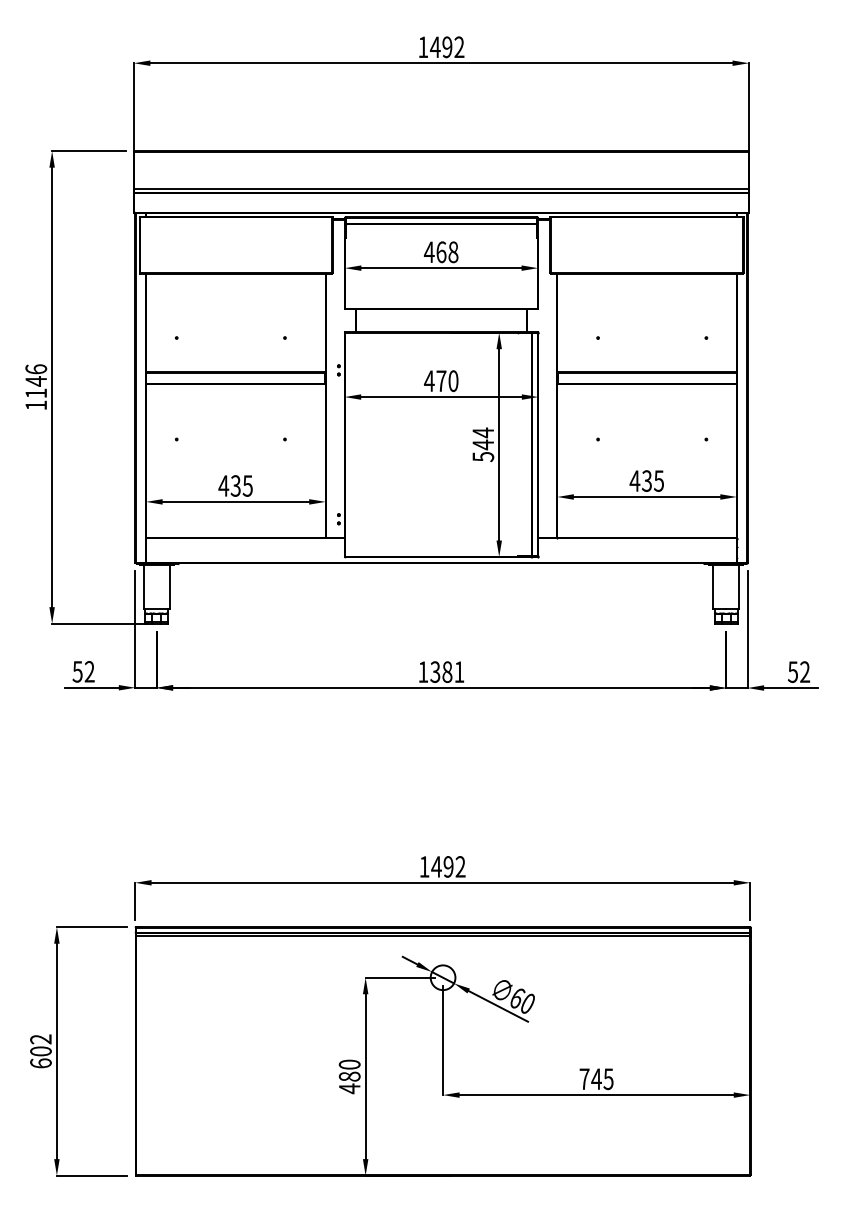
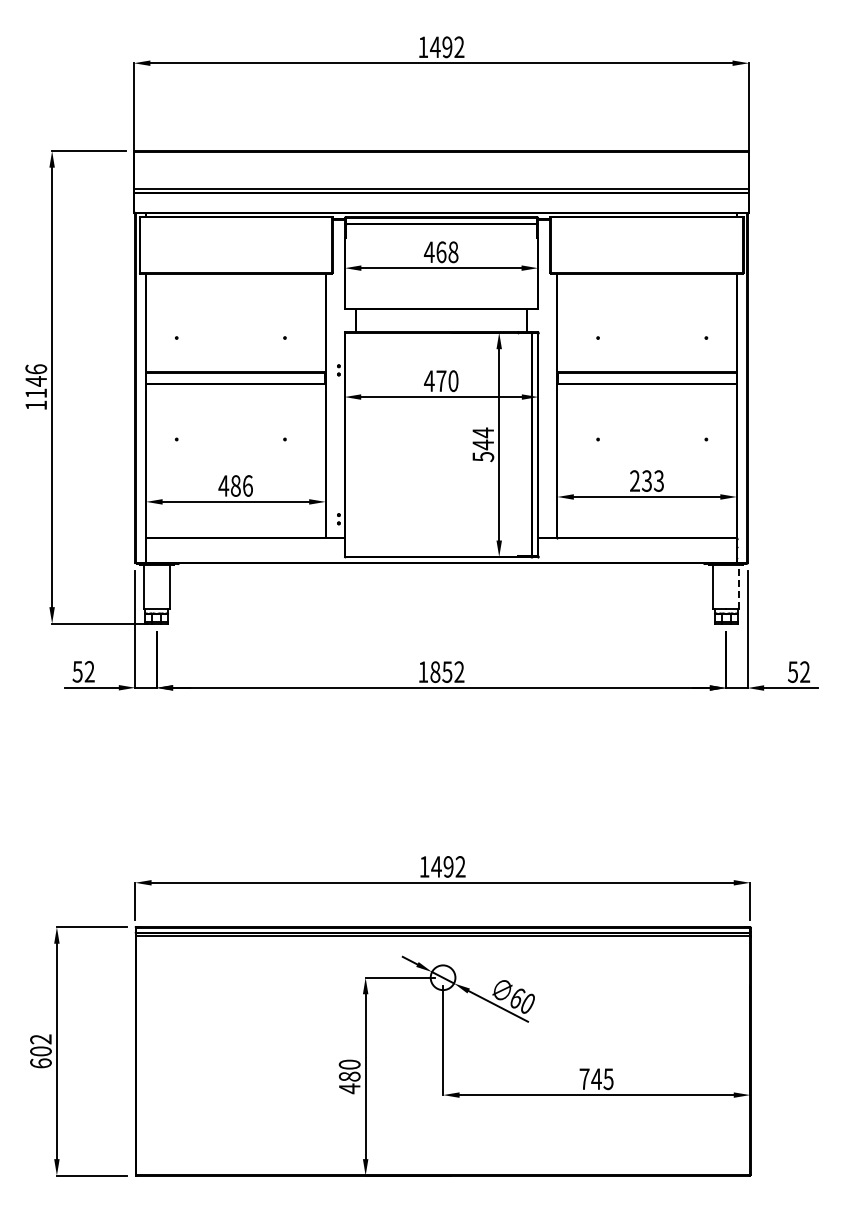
text: 435 -> 233 (646, 480)
text: 435 -> 486 (241, 485)
line: solid -> dashed (739, 587)
text: 1381 -> 1852 (447, 671)
